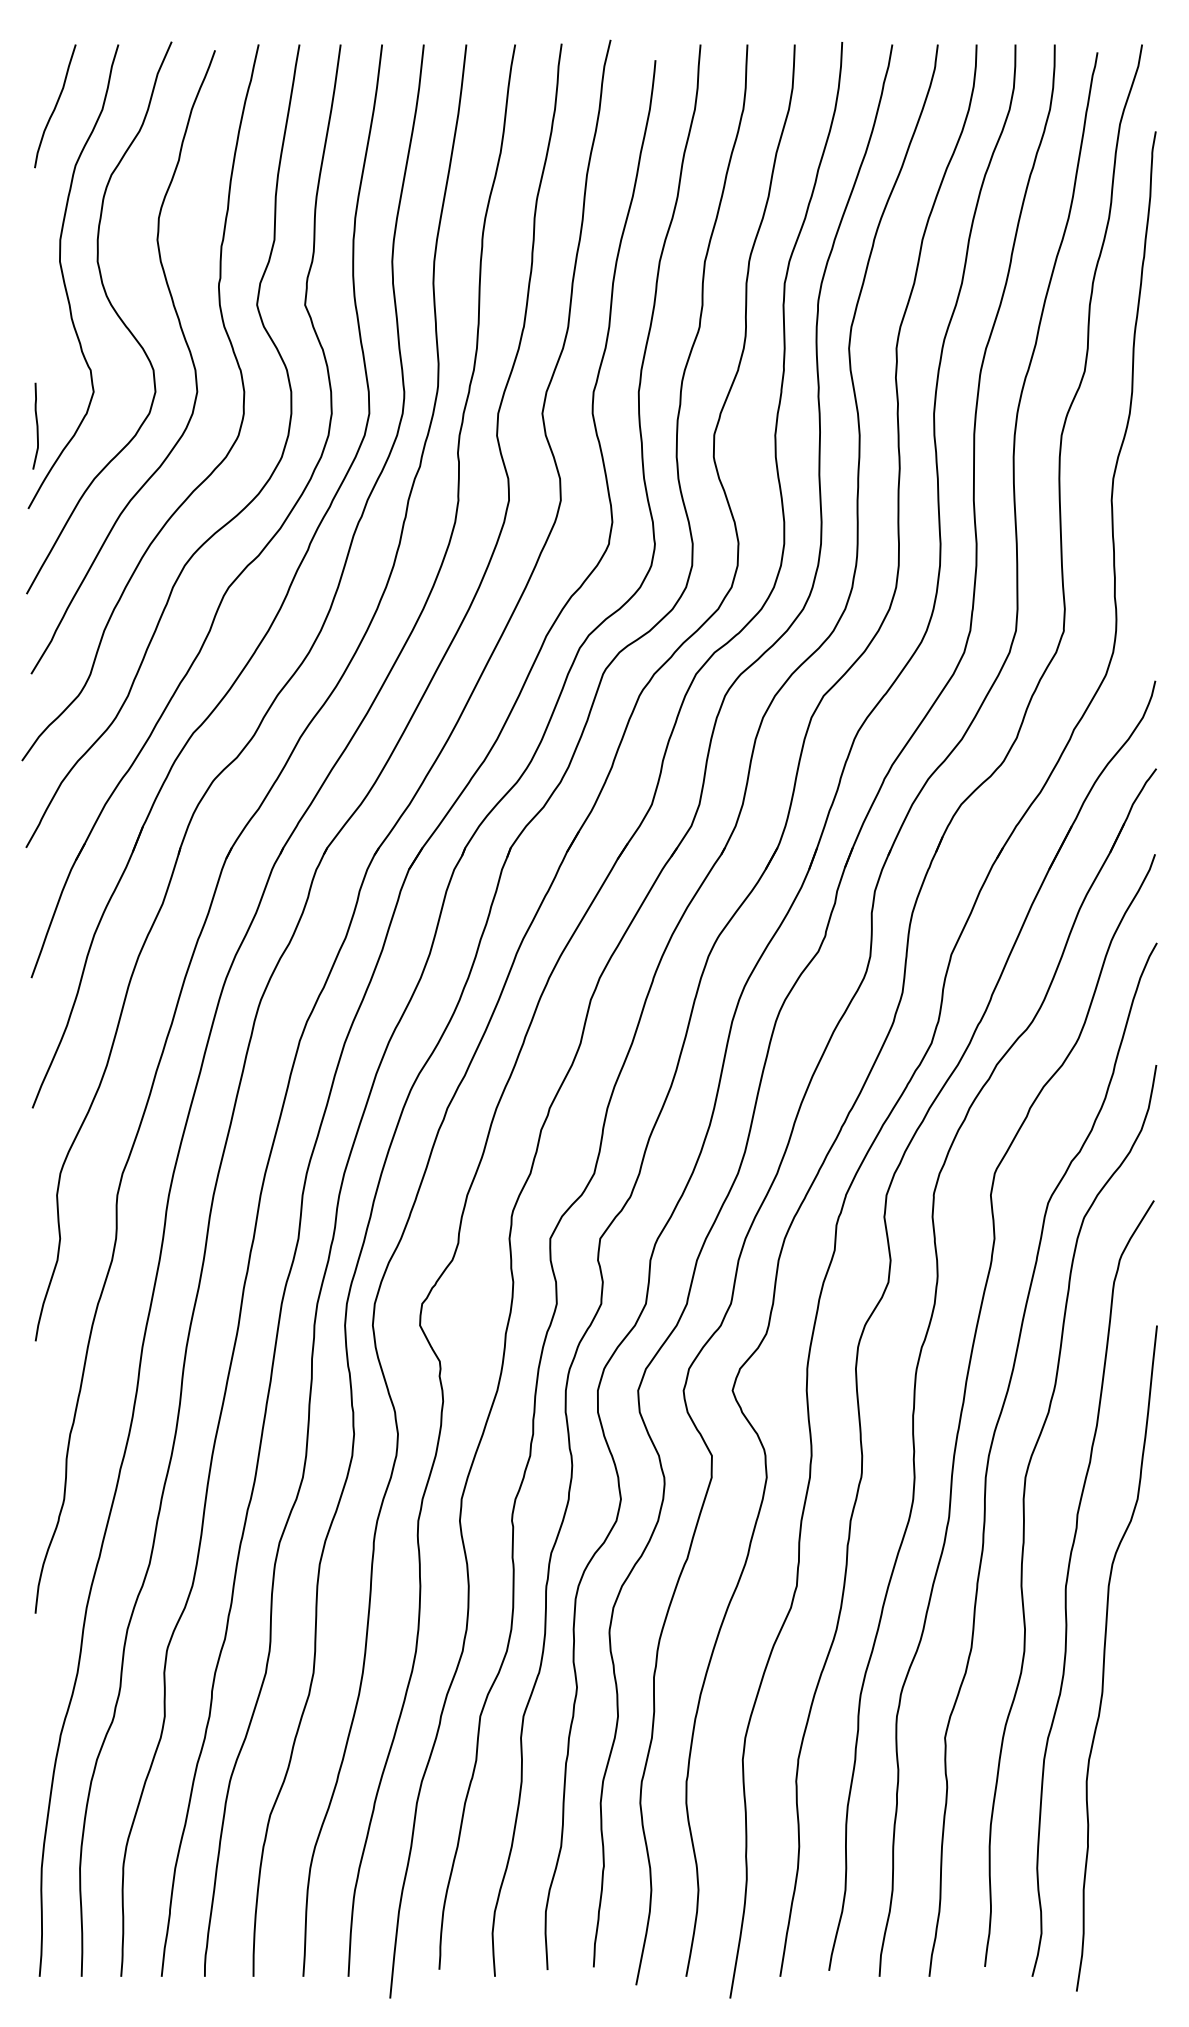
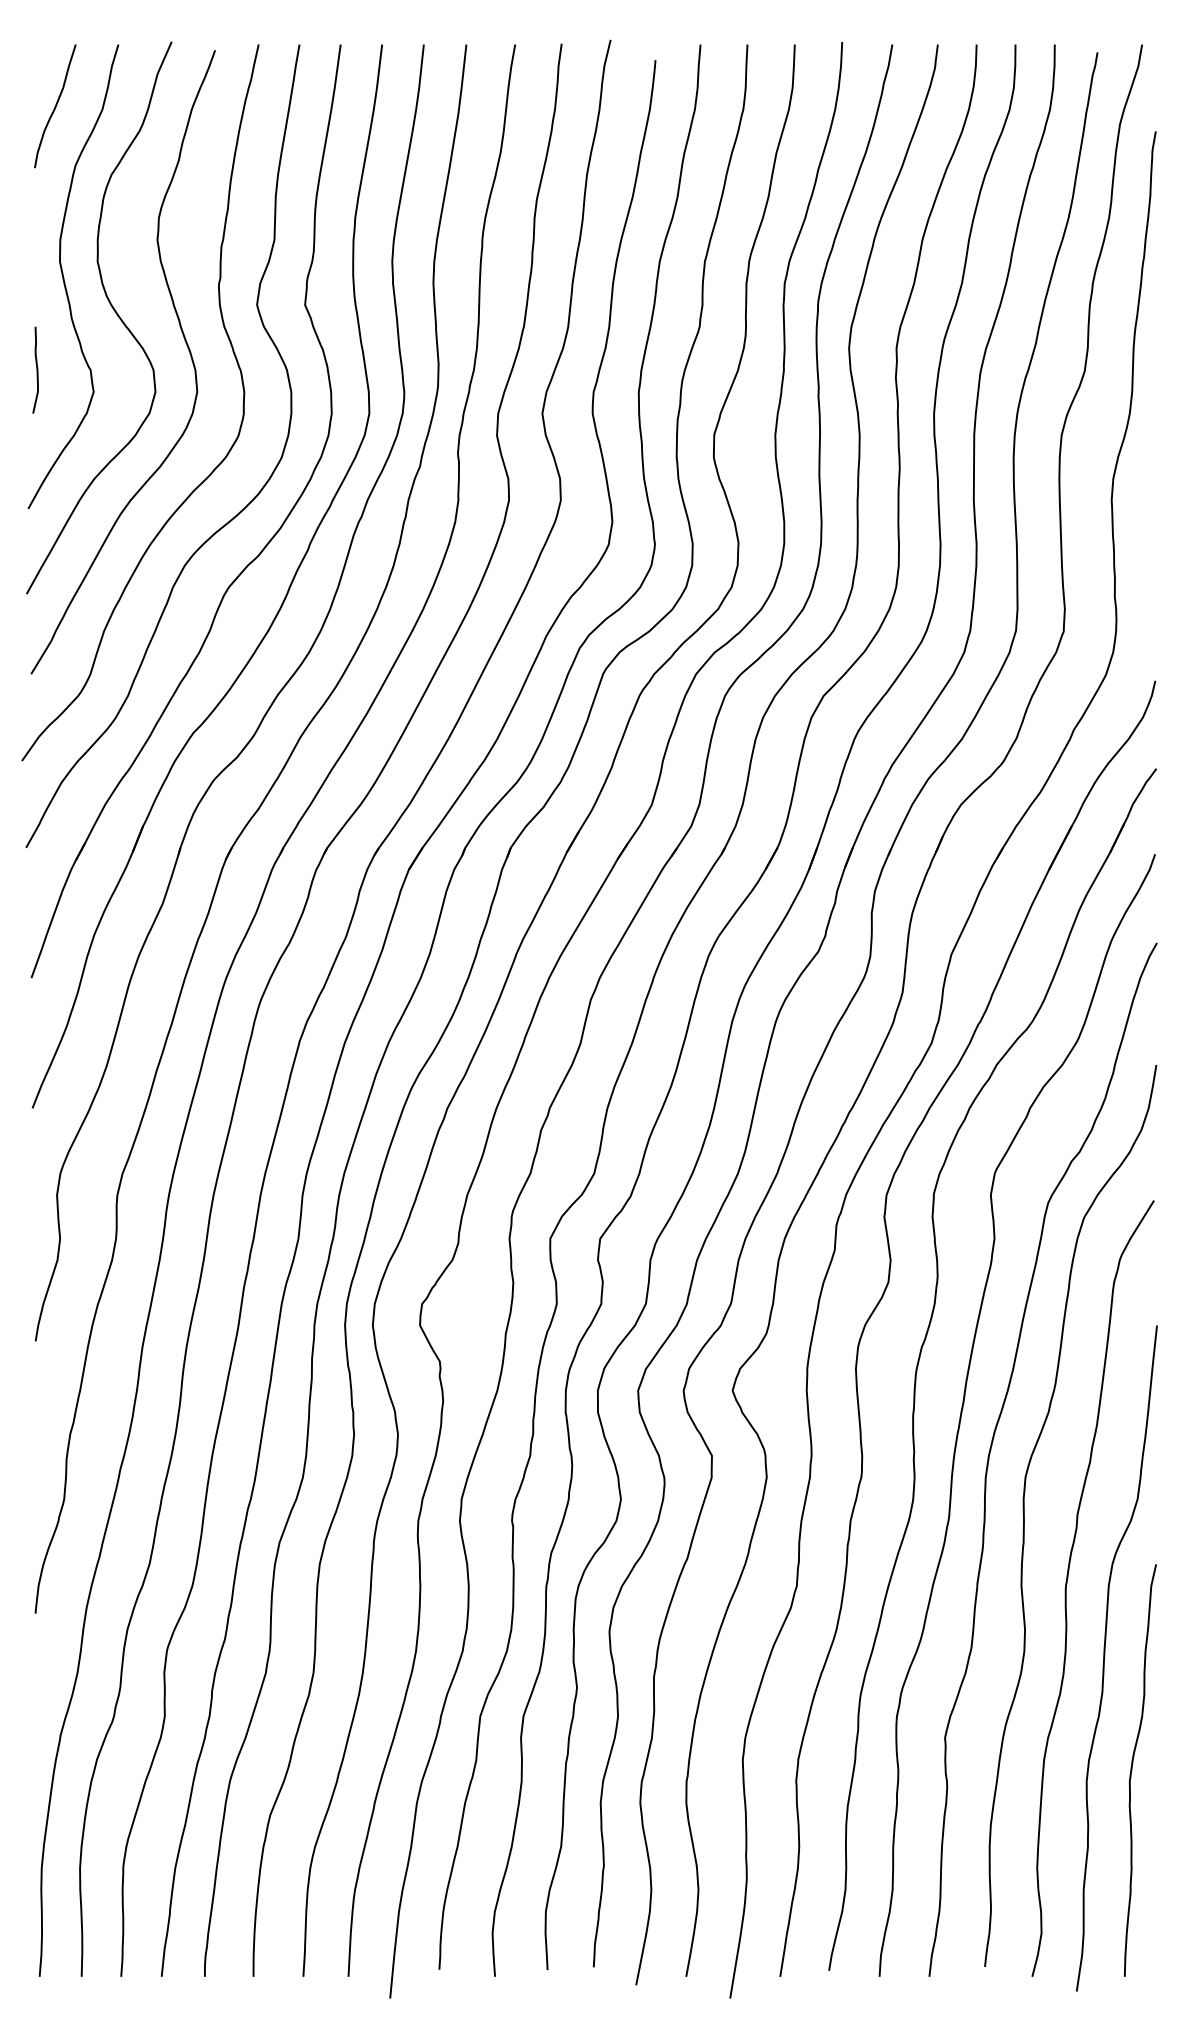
curve position: (36, 425) -> (36, 369) (36, 369)
curve: none -> present (1132, 1770)
